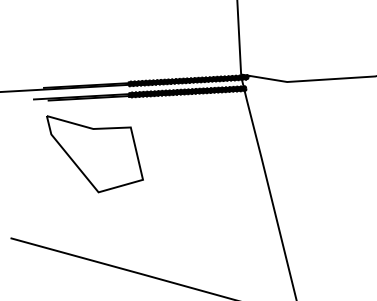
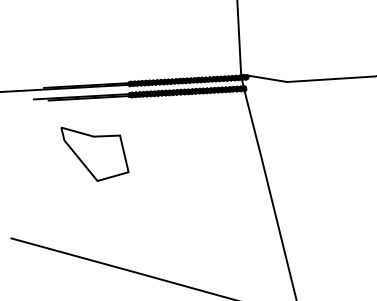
part size: 98x79 px -> 70x56 px (94, 153)
